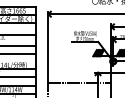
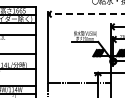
line: solid -> dashed (86, 14)
line: present -> none (18, 45)
line: present -> none (18, 77)
